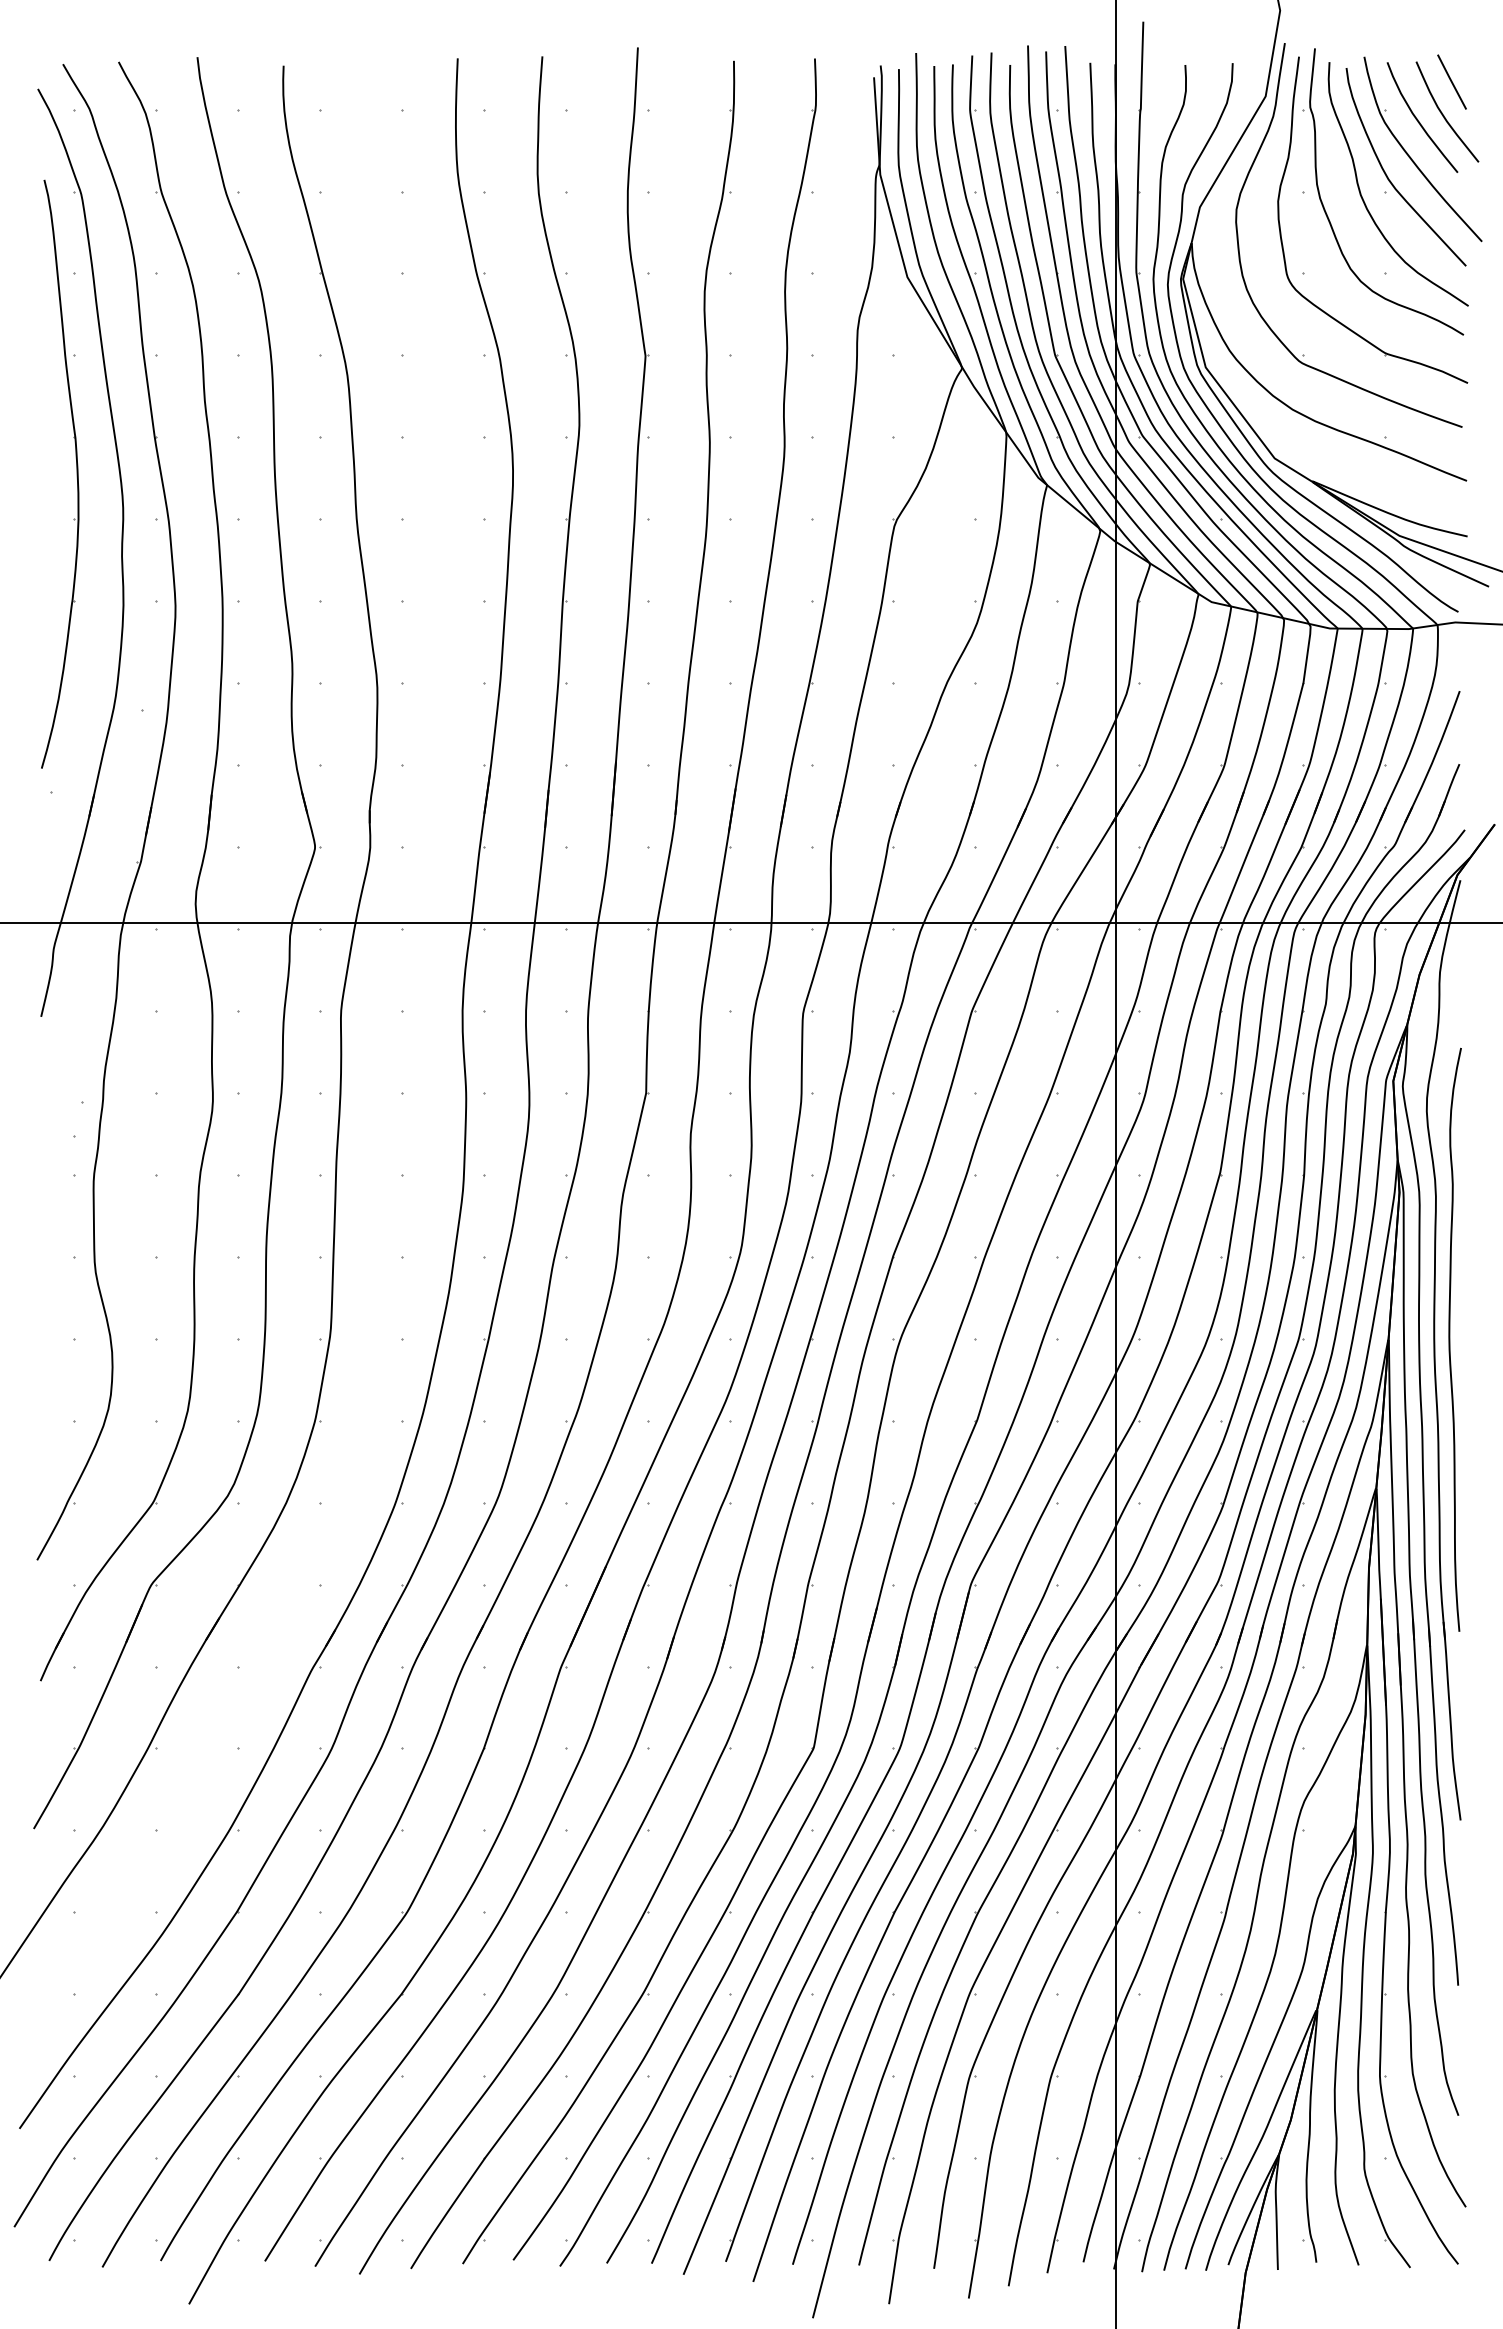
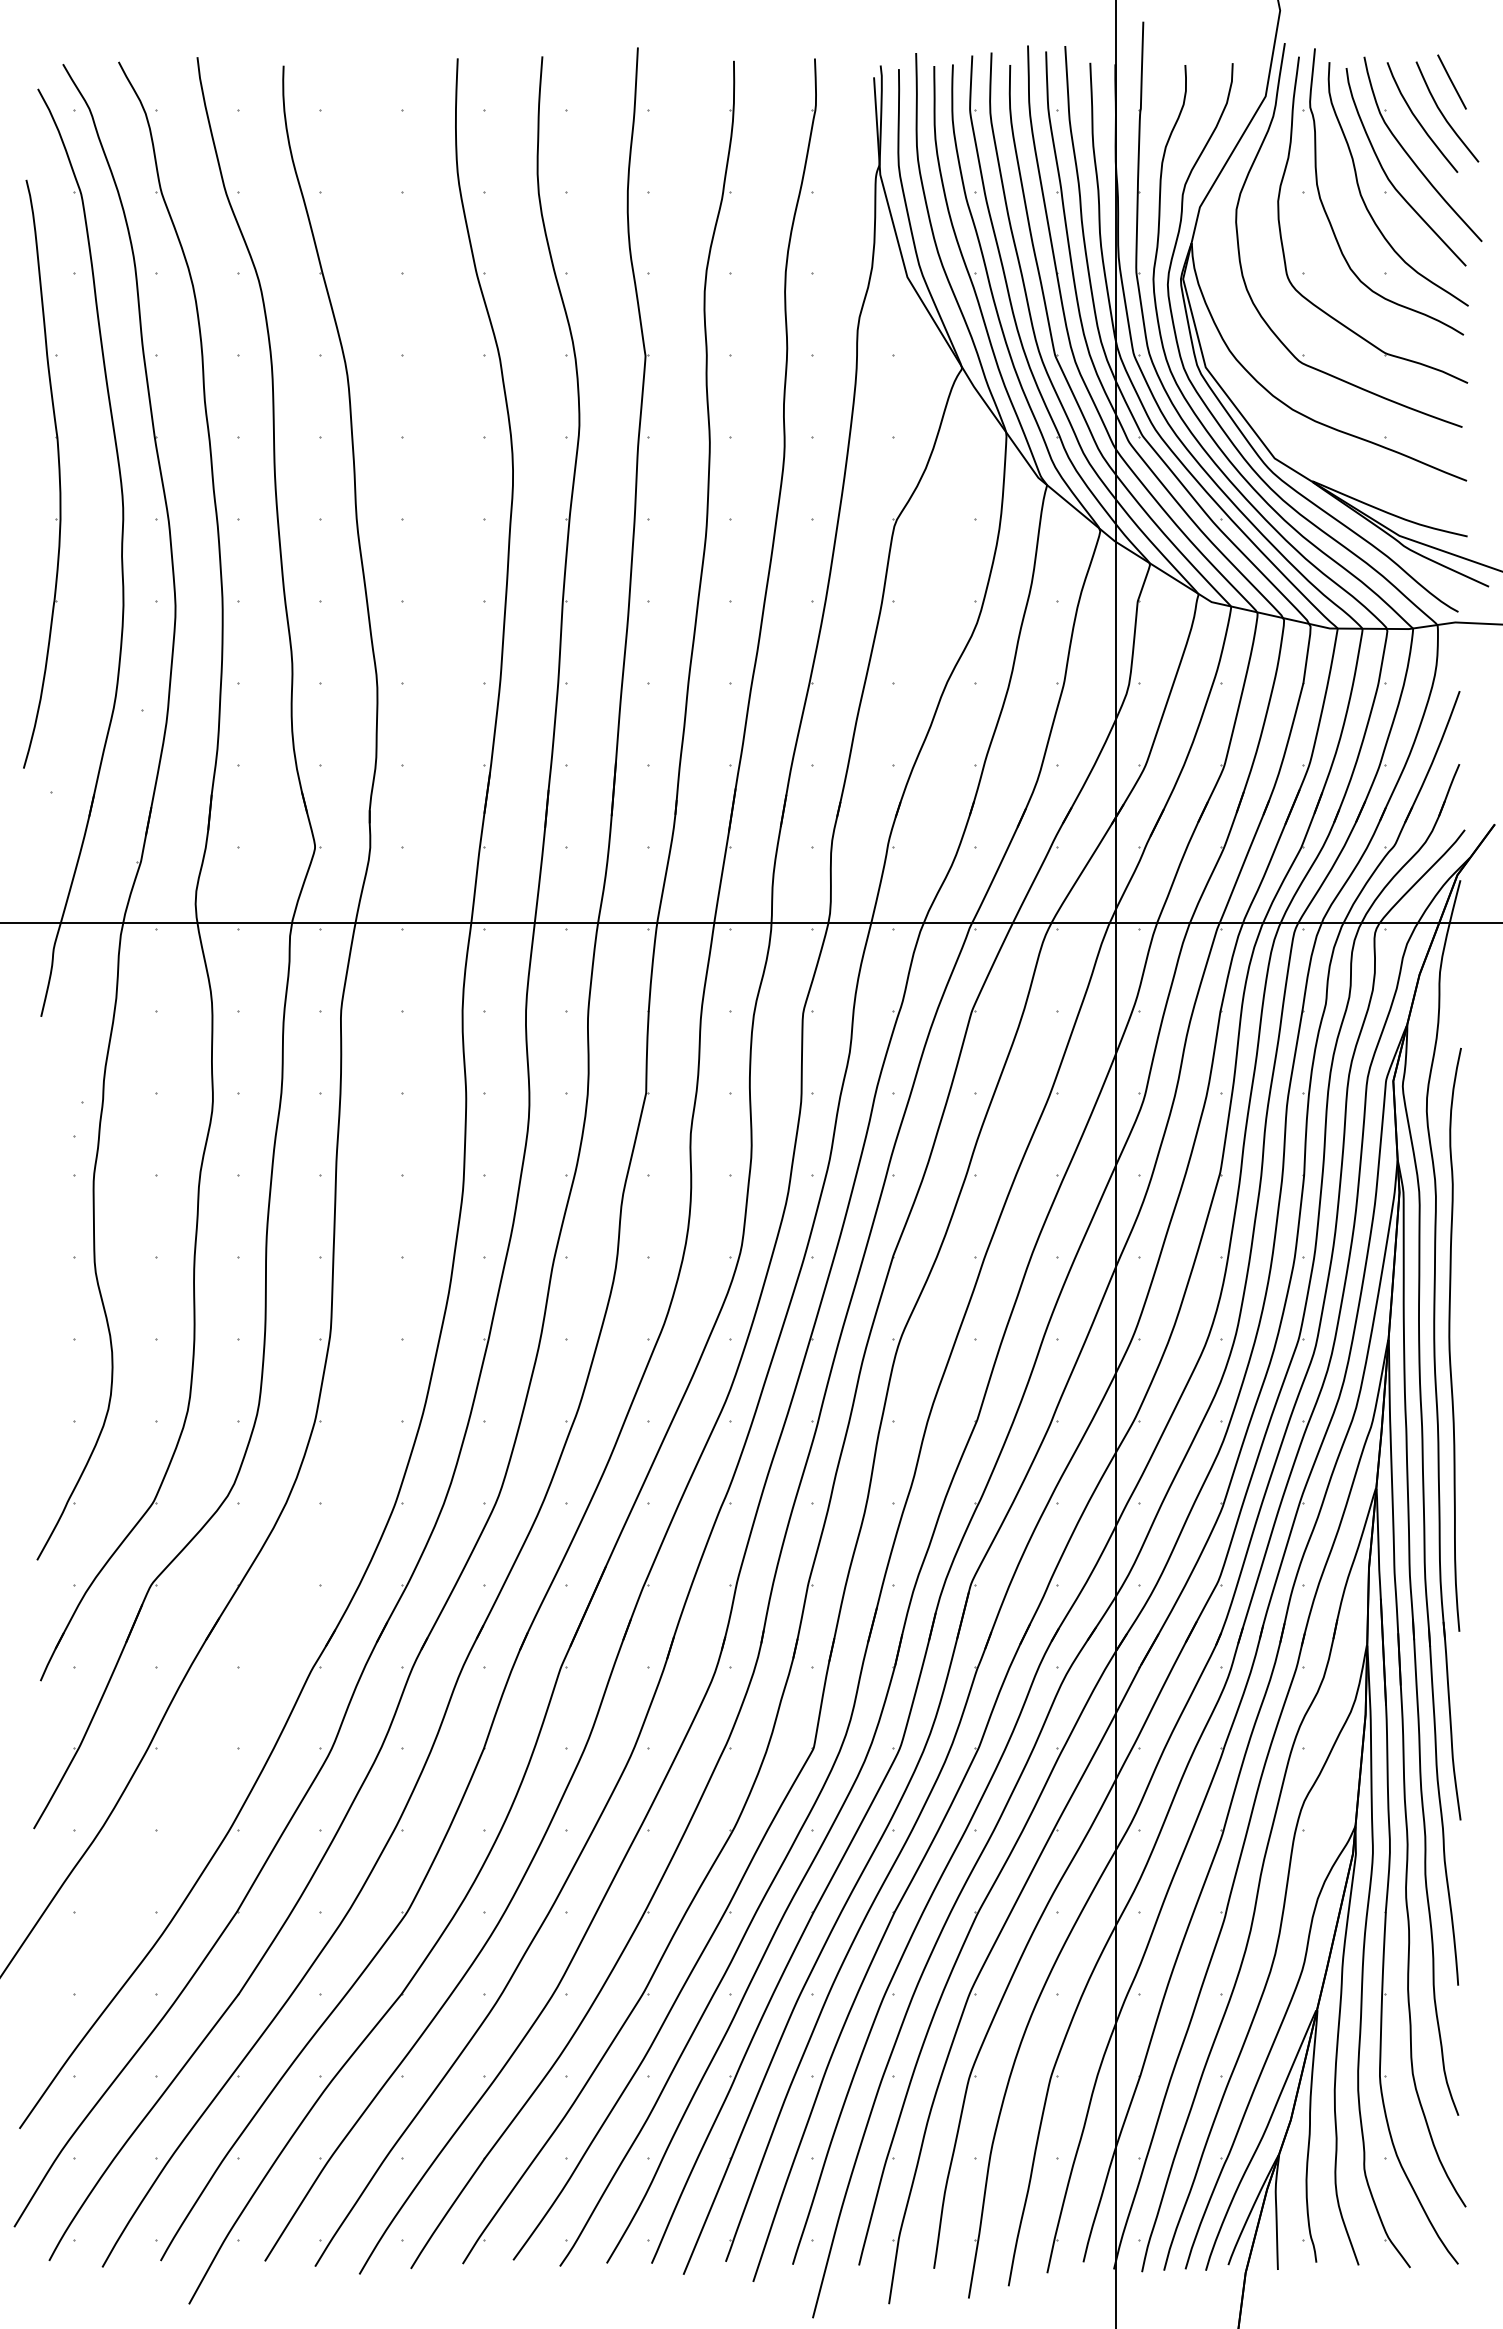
part position: (76, 473) -> (58, 473) (58, 473)
